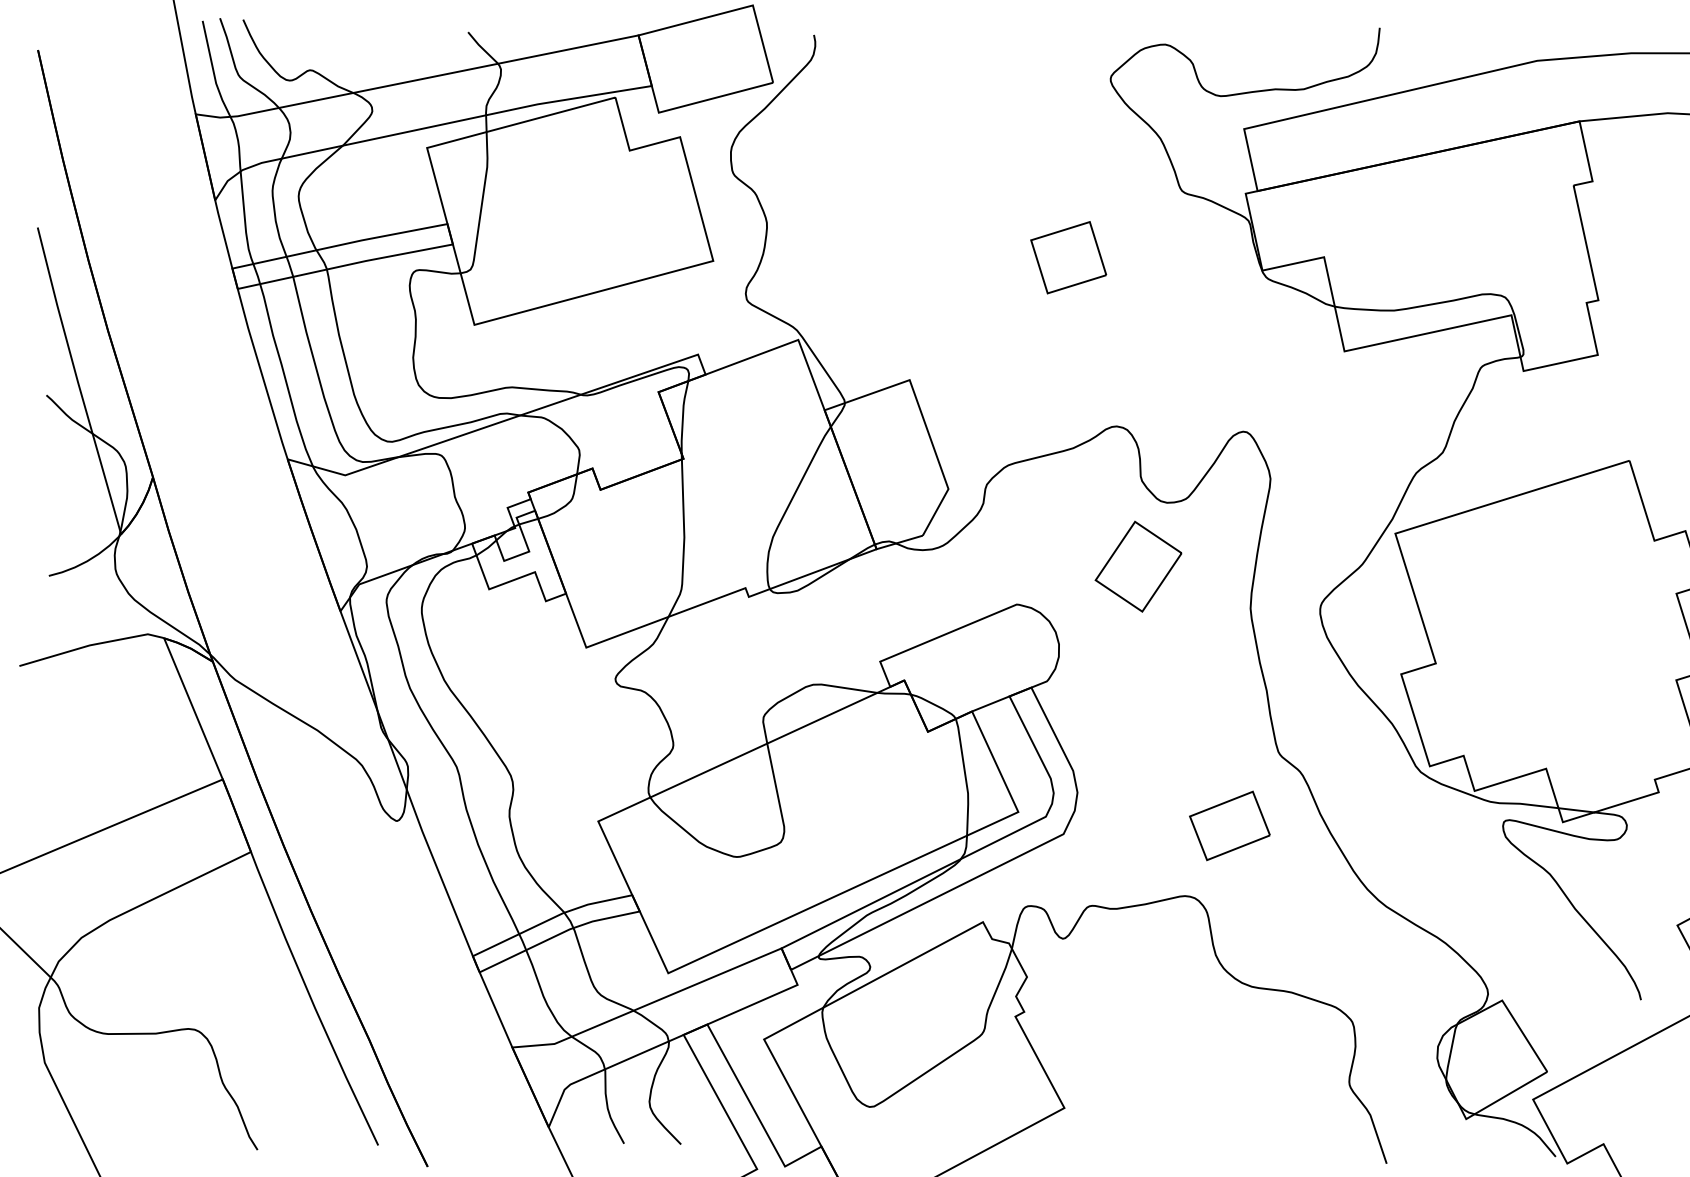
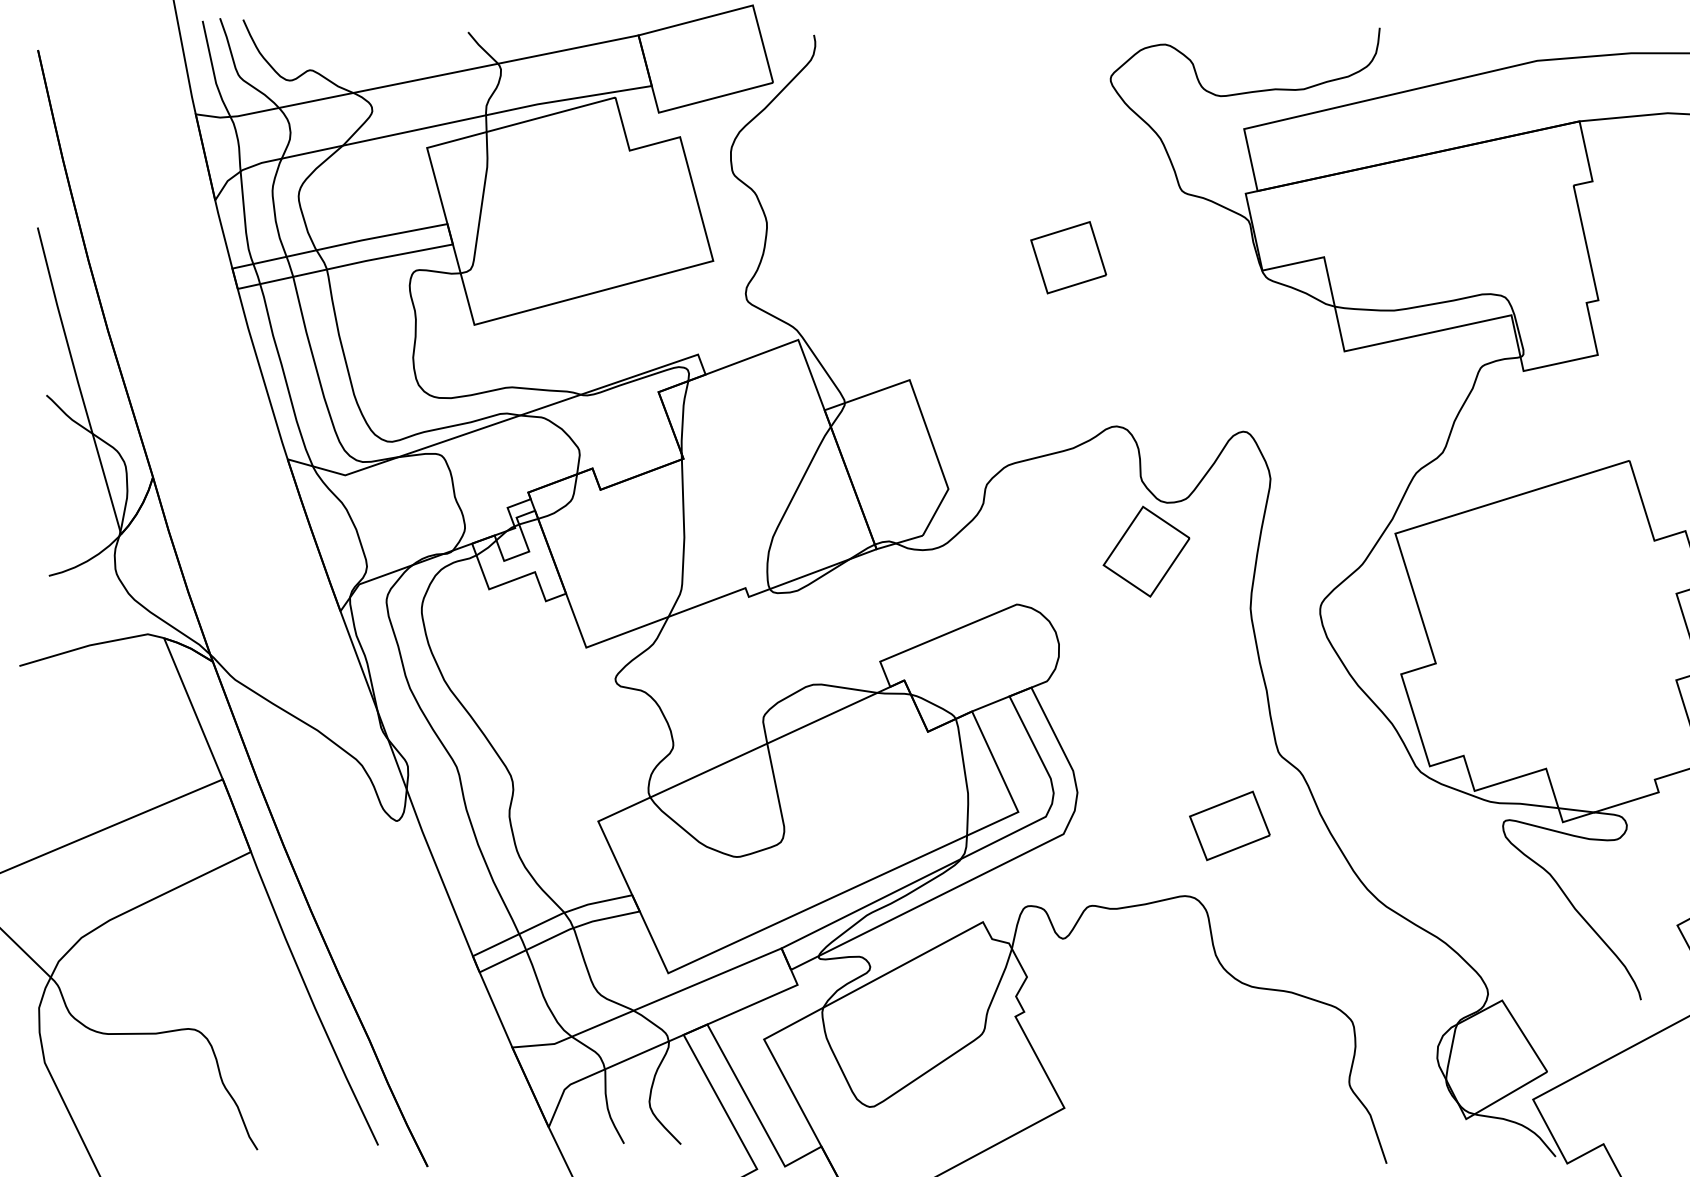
part position: (1138, 566) -> (1146, 551) (1146, 551)
